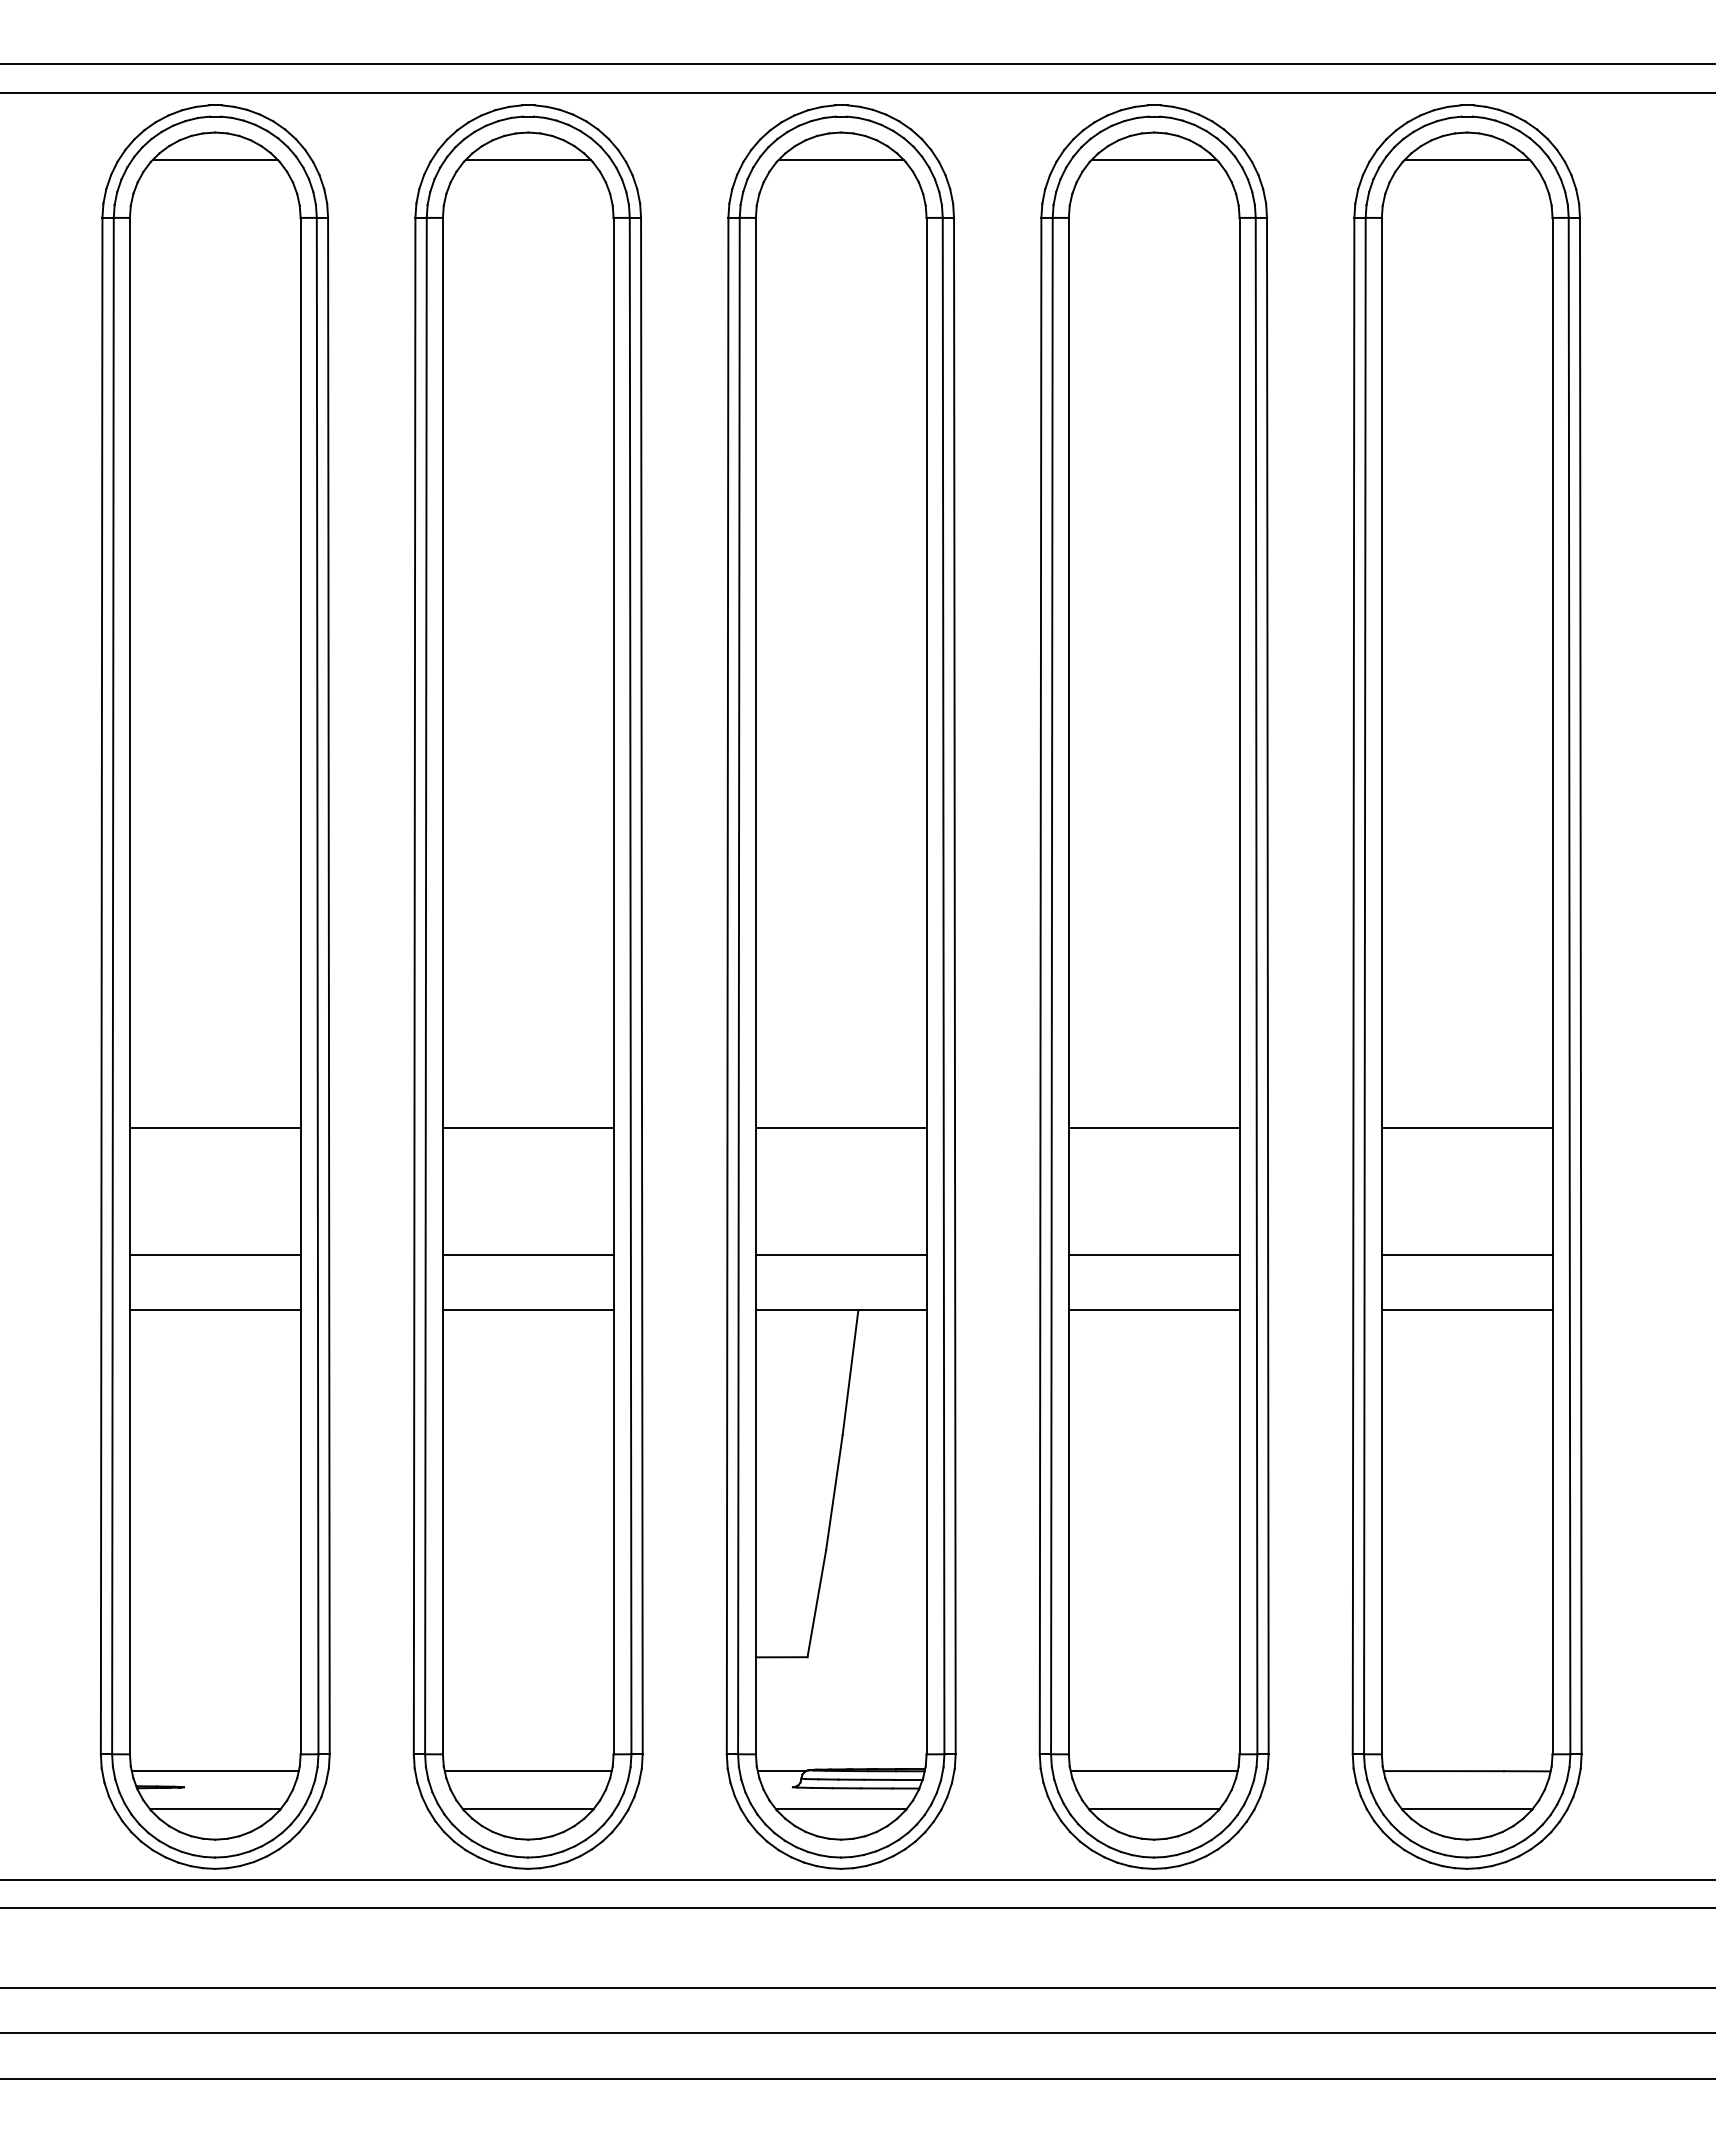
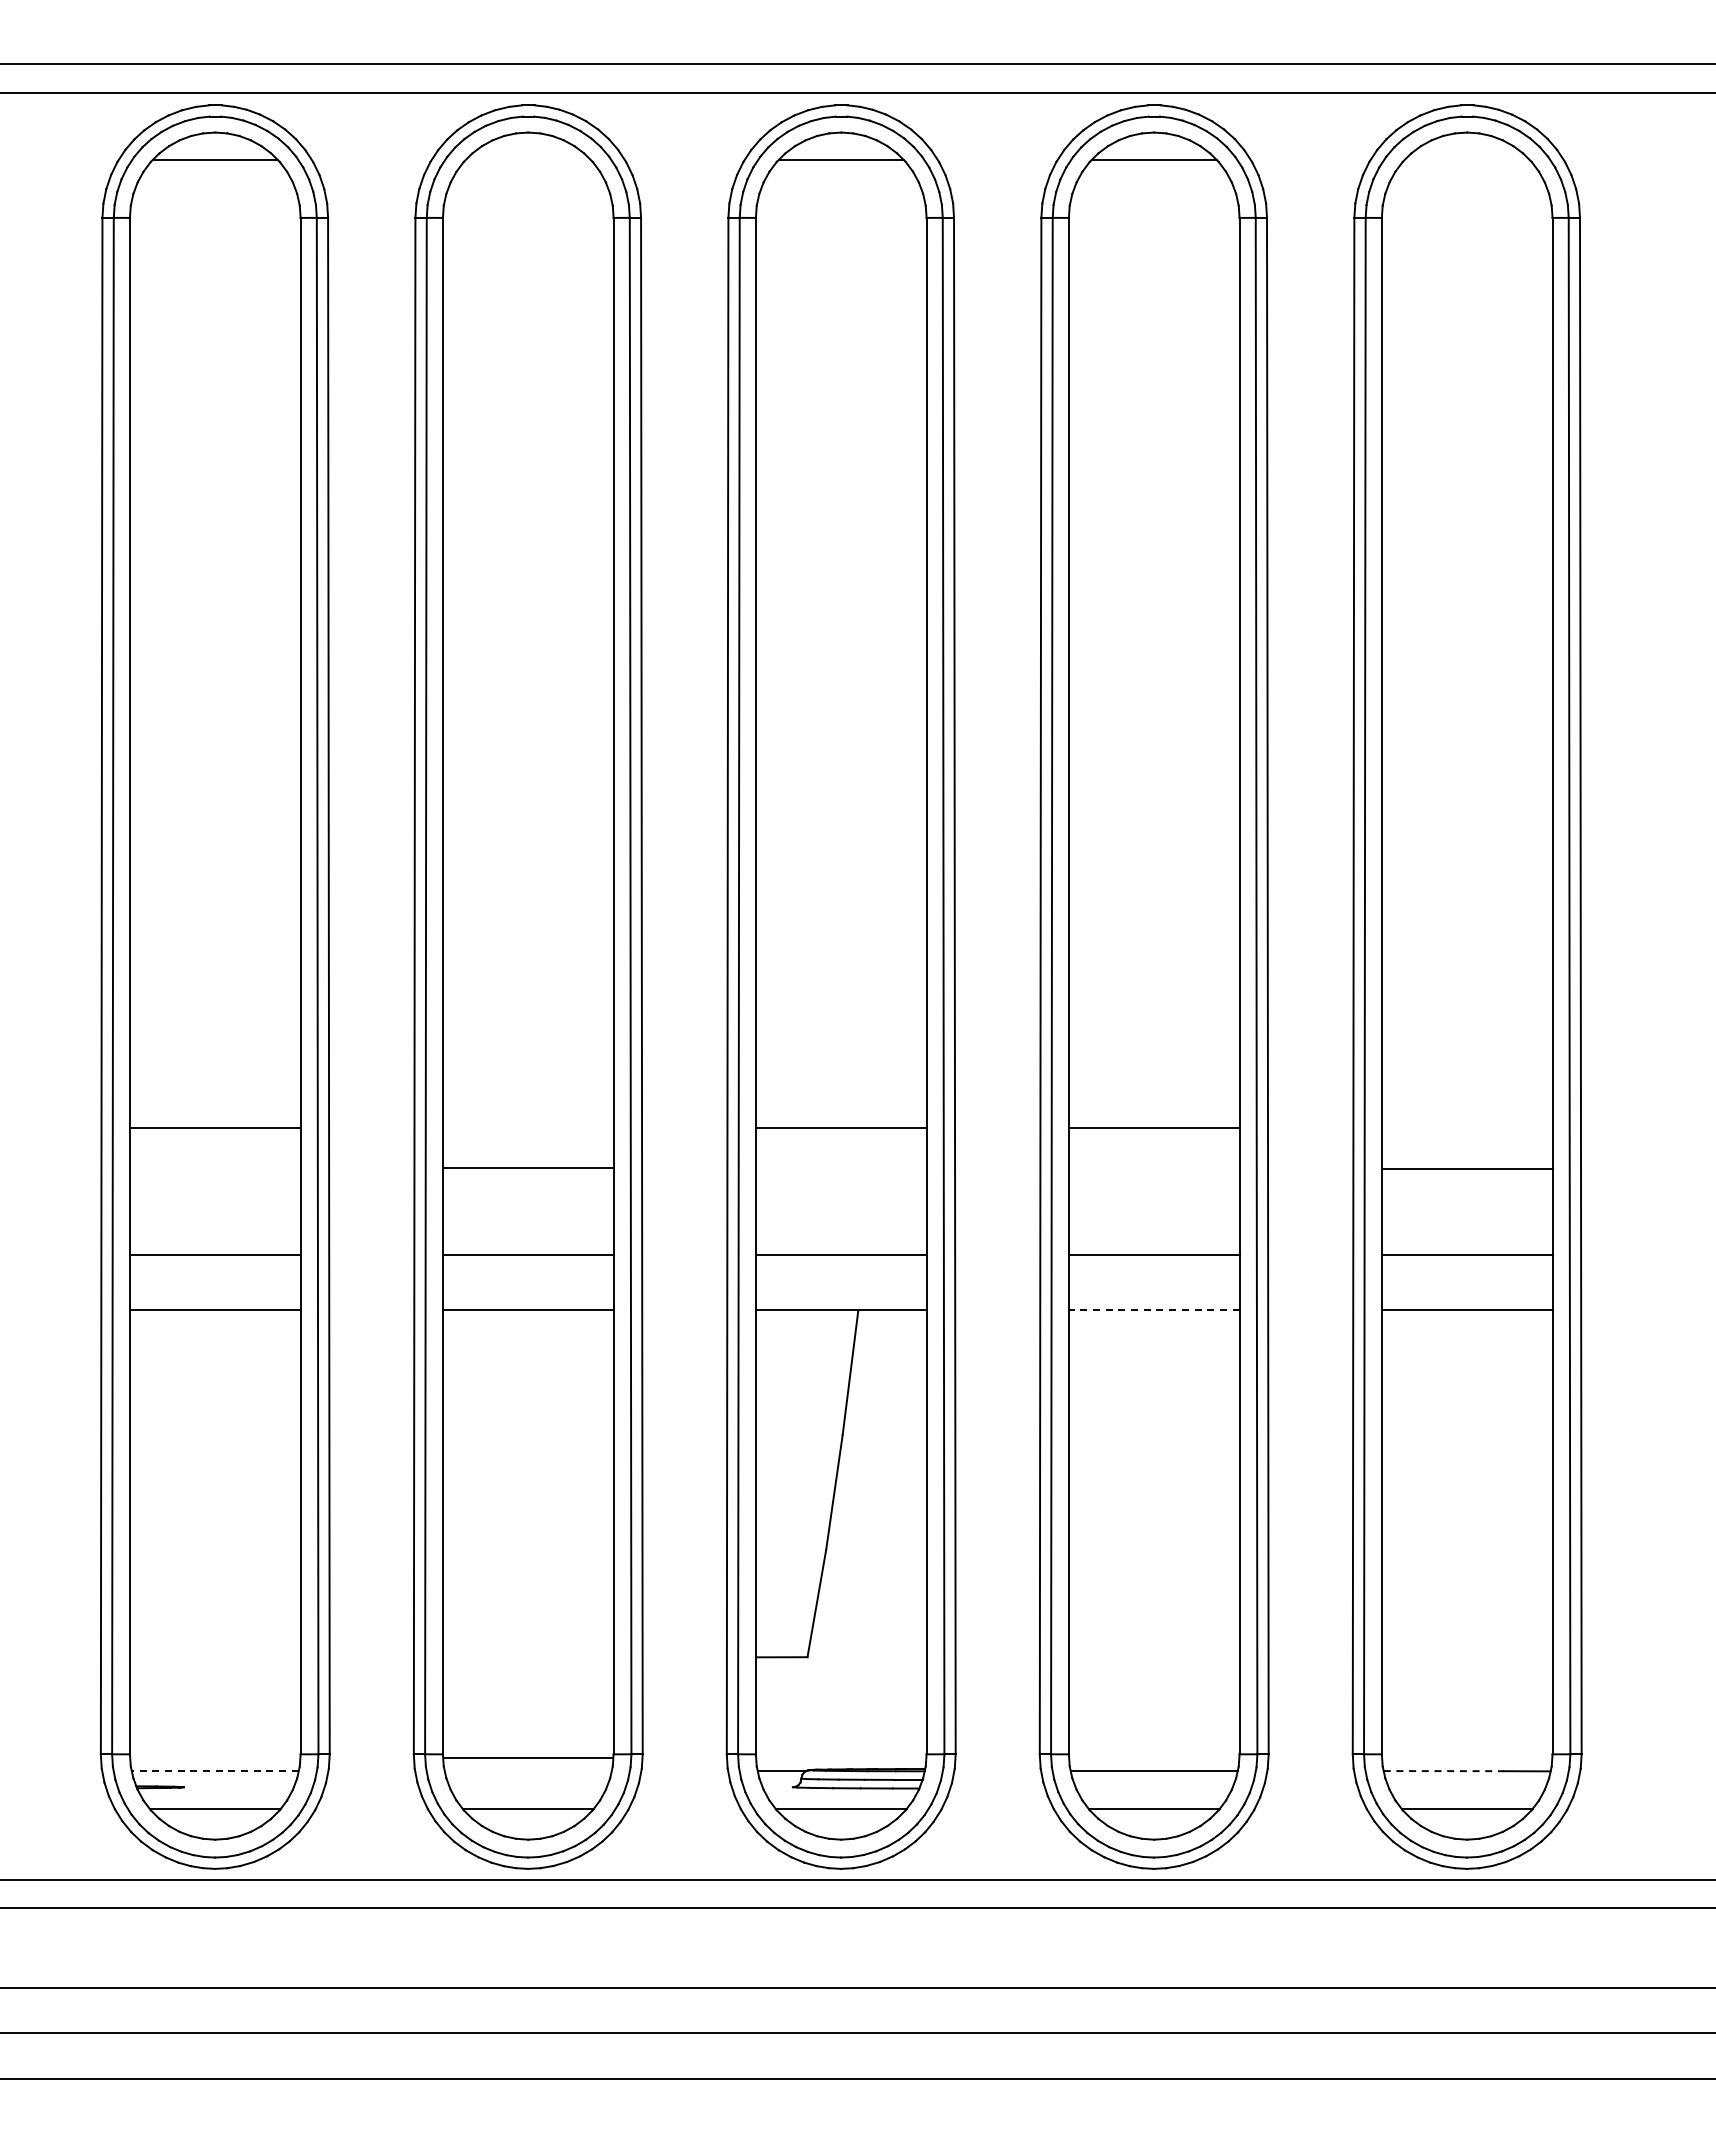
line: present -> none (527, 160)
line: present -> none (1466, 160)
line position: (527, 1128) -> (527, 1168) (527, 1168)
line position: (1466, 1128) -> (1466, 1169) (1466, 1169)
line: solid -> dashed (1153, 1310)
line: solid -> dashed (214, 1771)
line position: (527, 1771) -> (527, 1758) (527, 1758)
line: solid -> dashed (1444, 1771)
